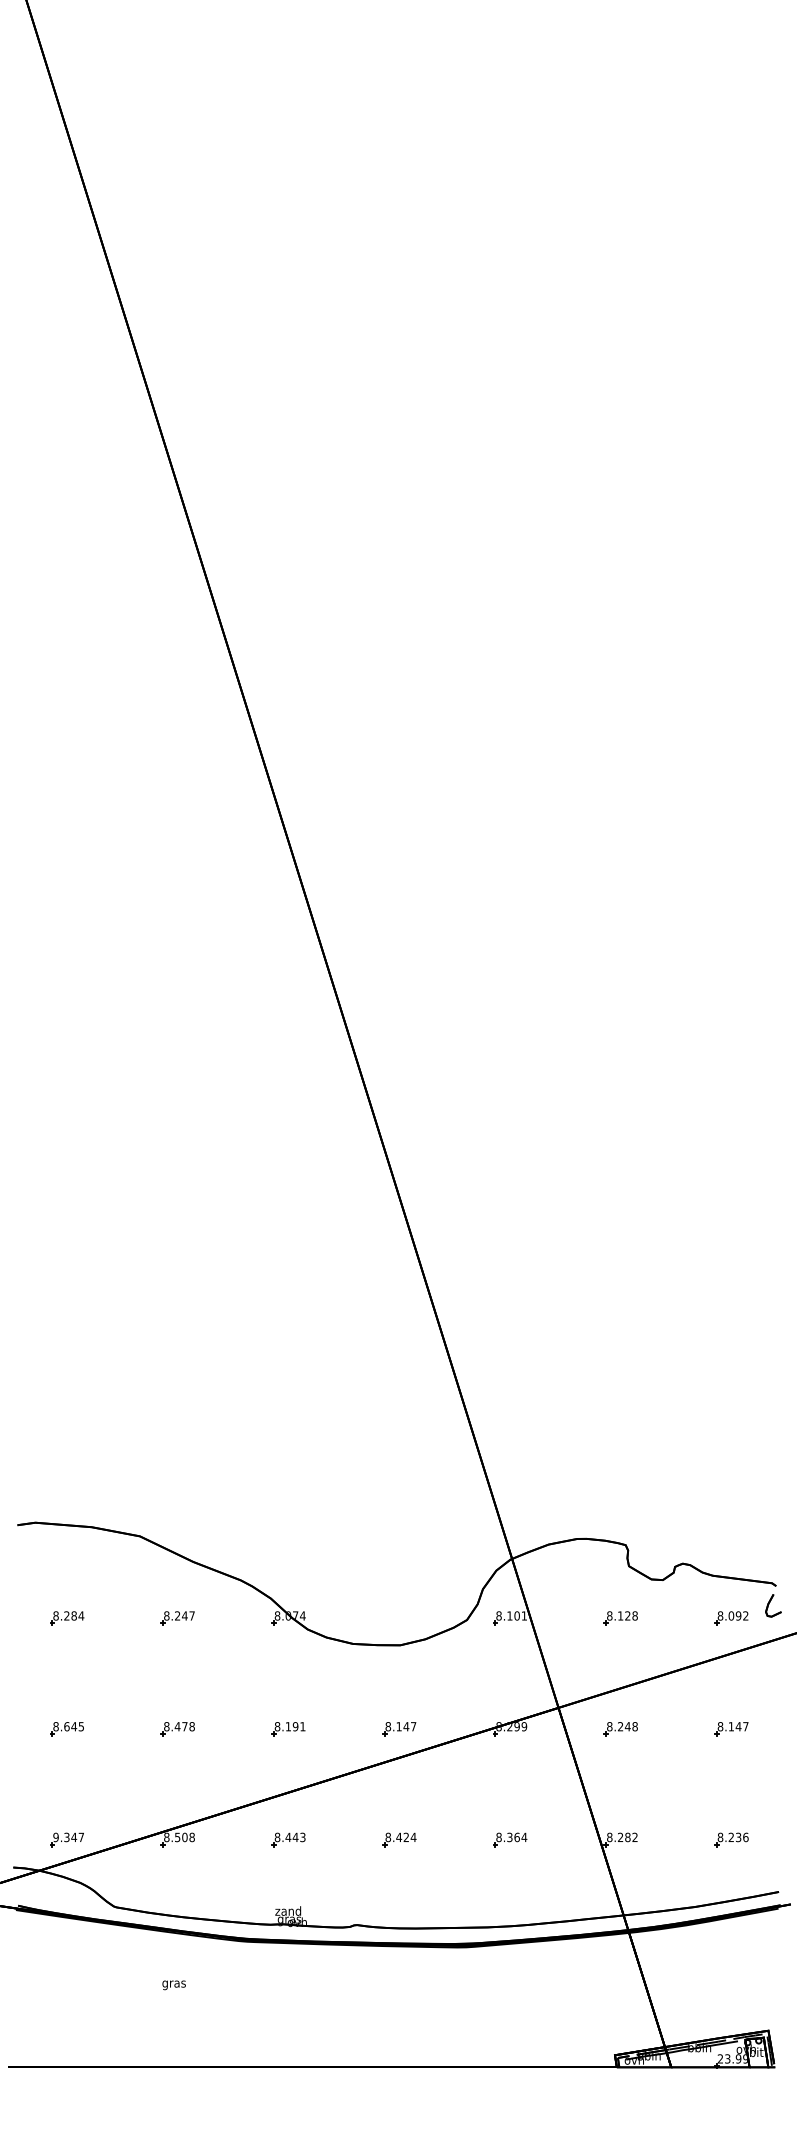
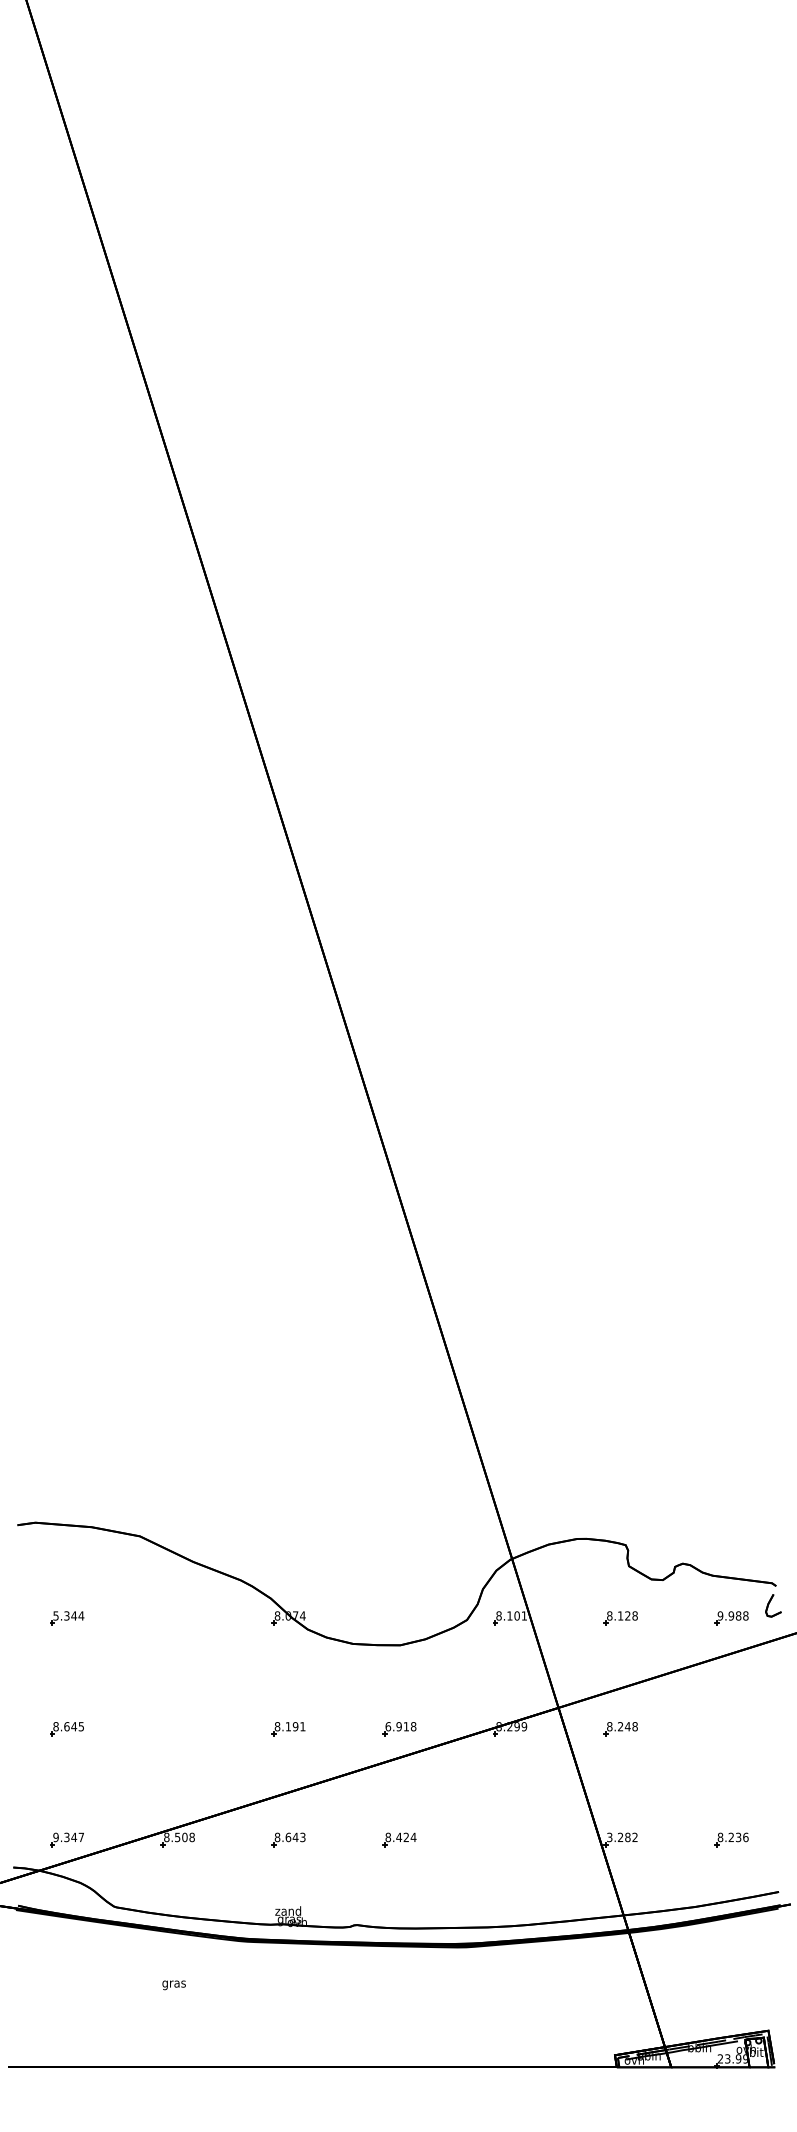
text: 8.284 -> 5.344 (65, 1615)
text: 8.092 -> 9.988 (732, 1615)
part: present -> none (177, 1618)
text: 8.147 -> 6.918 (400, 1726)
part: present -> none (177, 1729)
part: present -> none (731, 1729)
text: 8.443 -> 8.643 (288, 1837)
text: 8.282 -> 3.282 (609, 1837)
part: present -> none (510, 1839)
